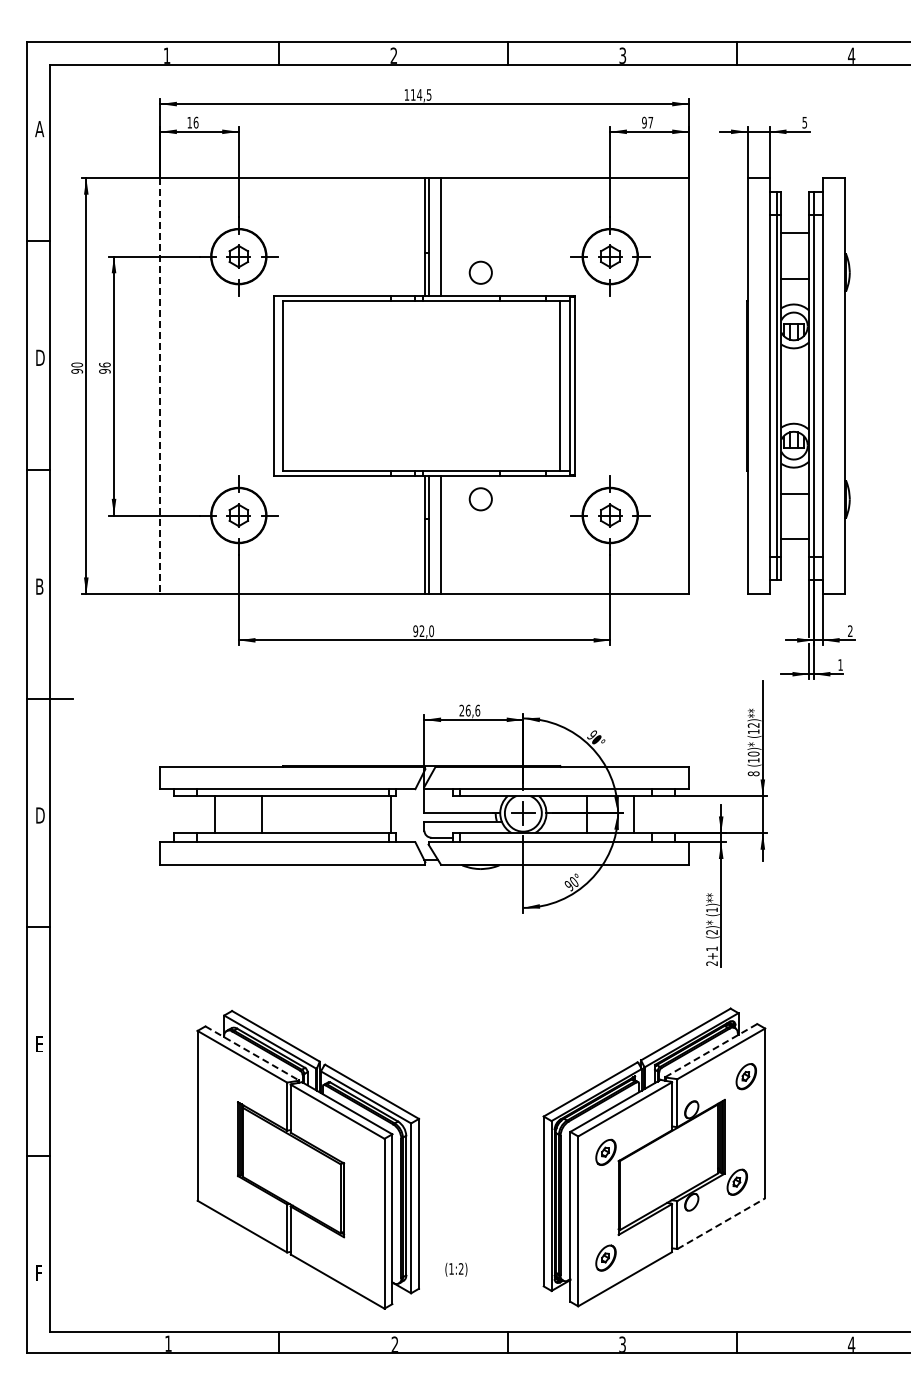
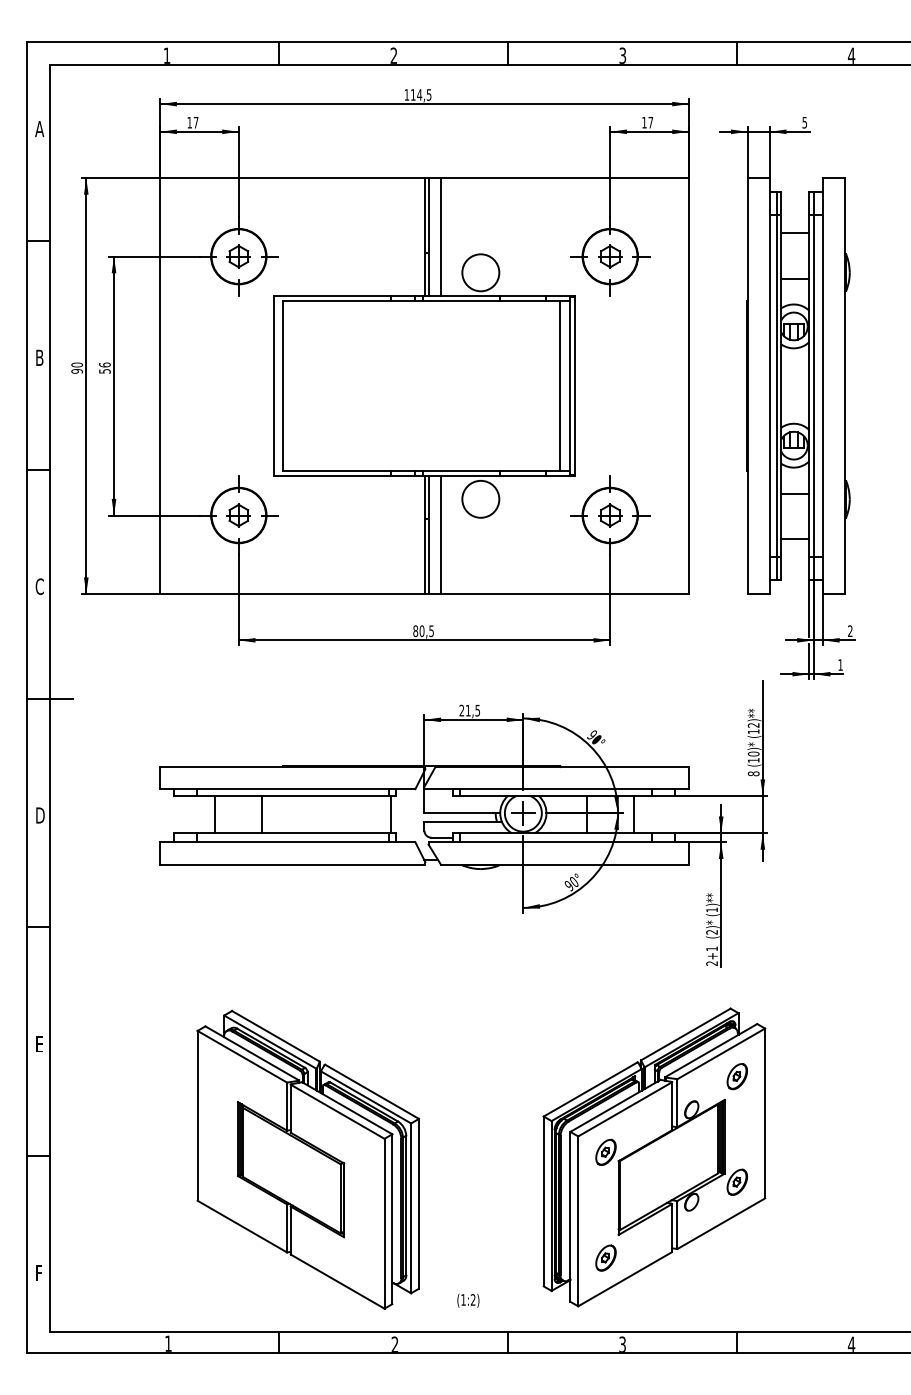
text: 16 -> 17 (195, 122)
text: 97 -> 17 (644, 122)
circle diameter: 22 px -> 37 px (480, 272)
text: D -> B (40, 357)
text: 96 -> 56 (104, 371)
line: dashed -> solid (160, 386)
circle diameter: 22 px -> 37 px (480, 498)
text: B -> C (39, 586)
text: 92,0 -> 80,5 (423, 631)
text: 26,6 -> 21,5 (472, 710)
line: dashed -> solid (711, 1050)
line: dashed -> solid (252, 1053)
part position: (745, 1076) -> (736, 1076) (736, 1076)
line: dashed -> solid (721, 1223)
text position: (456, 1269) -> (468, 1300) (468, 1300)
